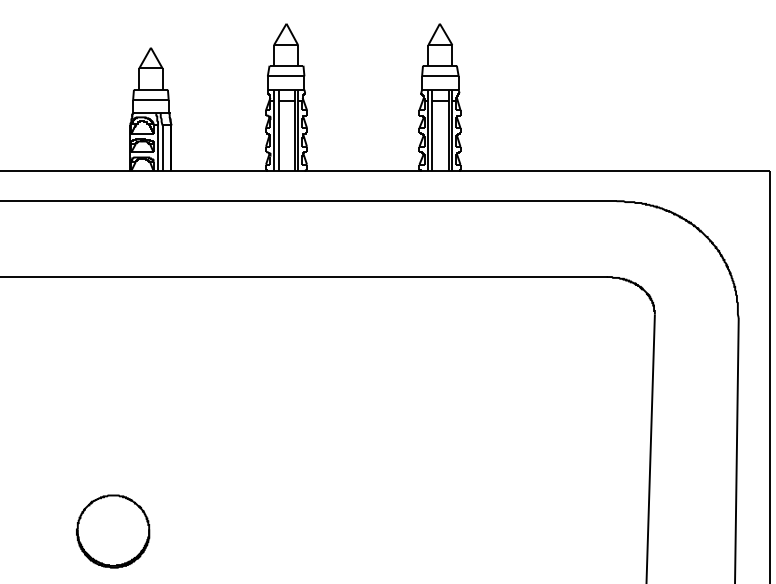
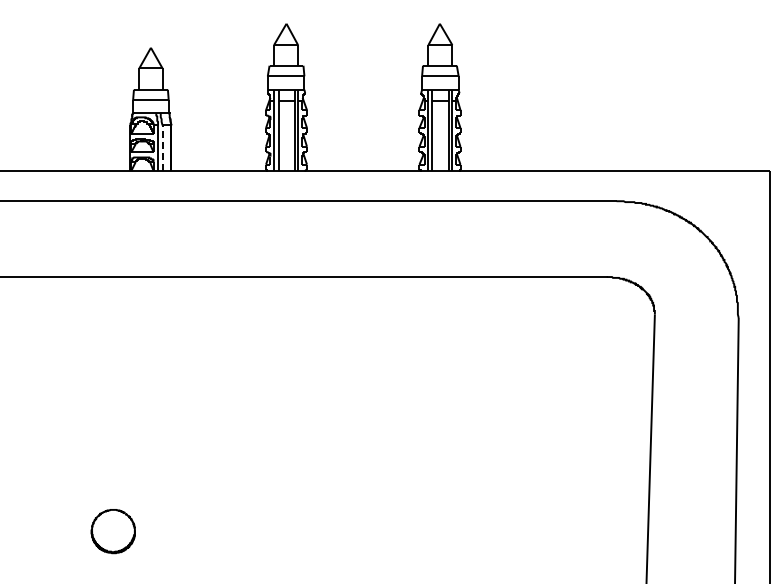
line: solid -> dashed (162, 148)
part size: 75x75 px -> 46x46 px (112, 531)
